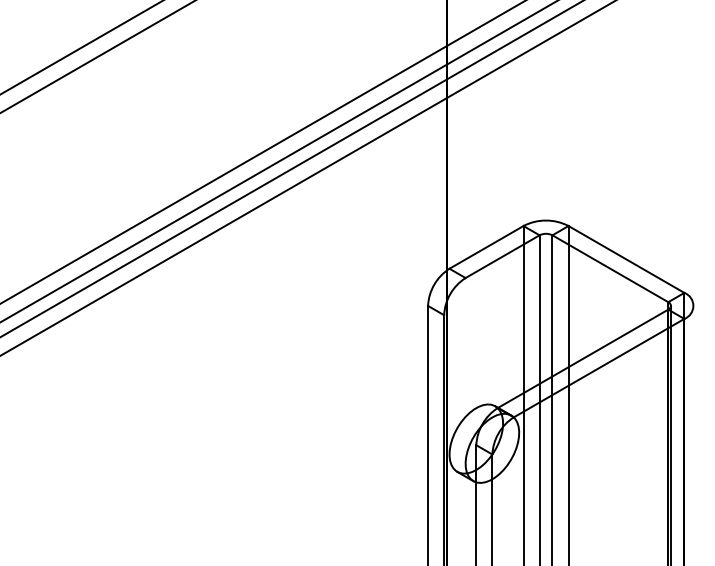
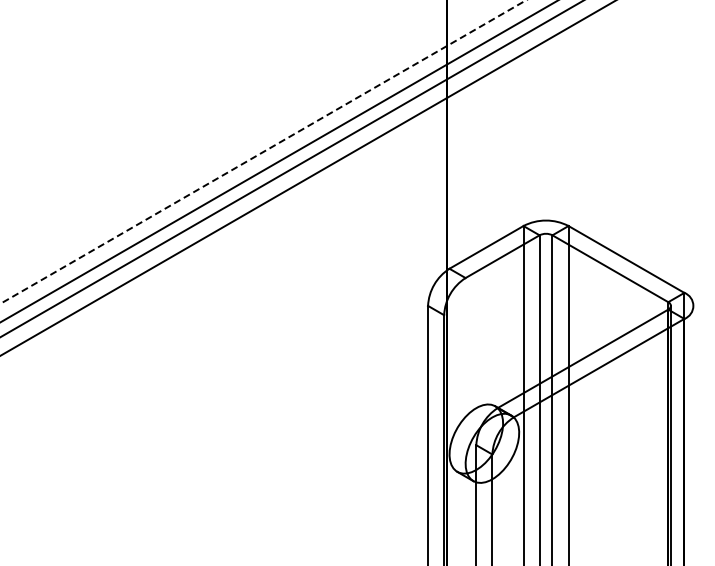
line: present -> none (81, 47)
line: present -> none (97, 57)
line: solid -> dashed (263, 151)
